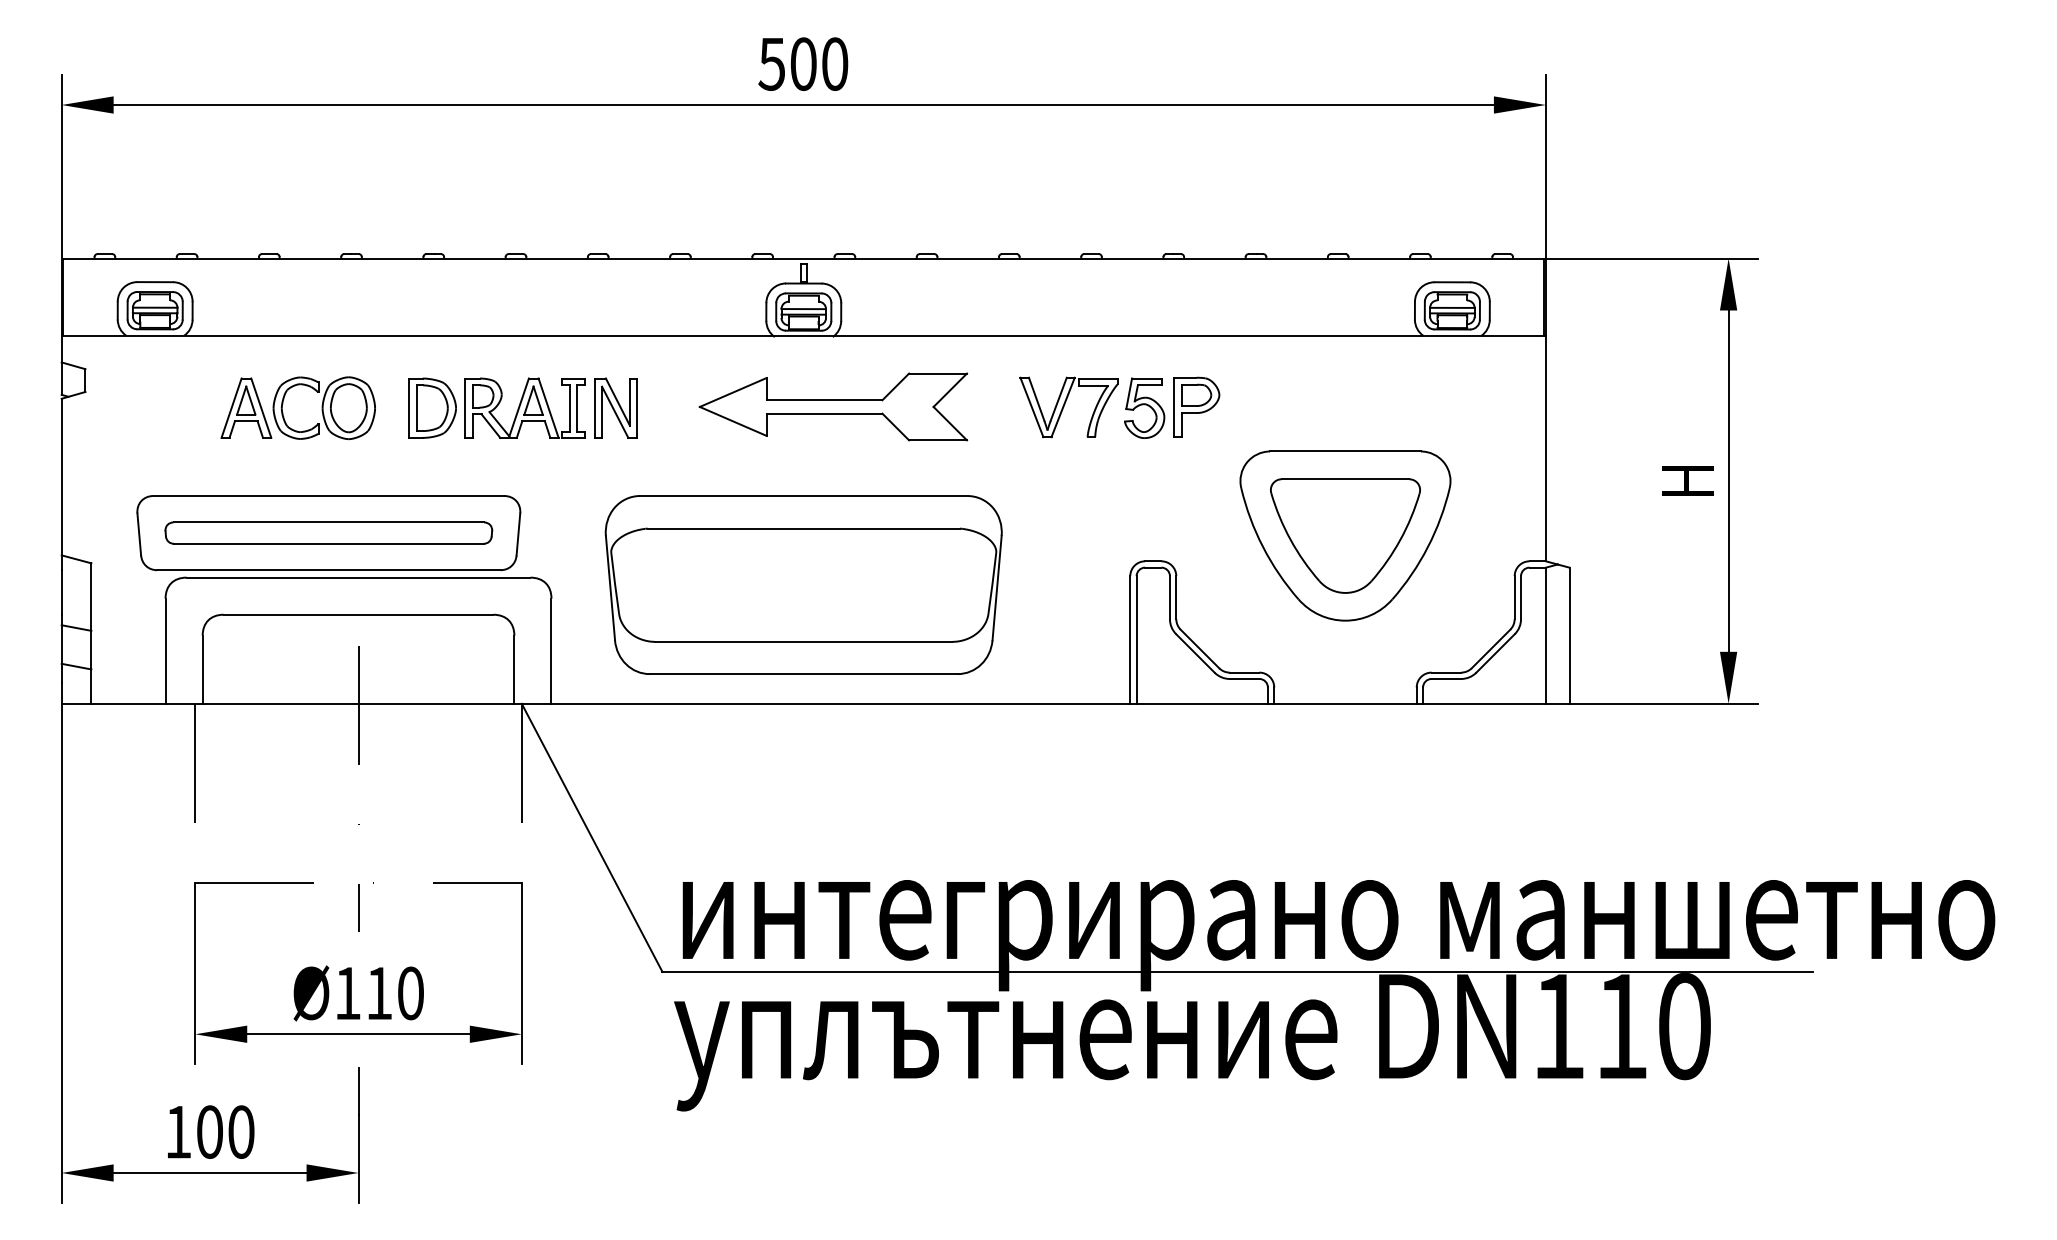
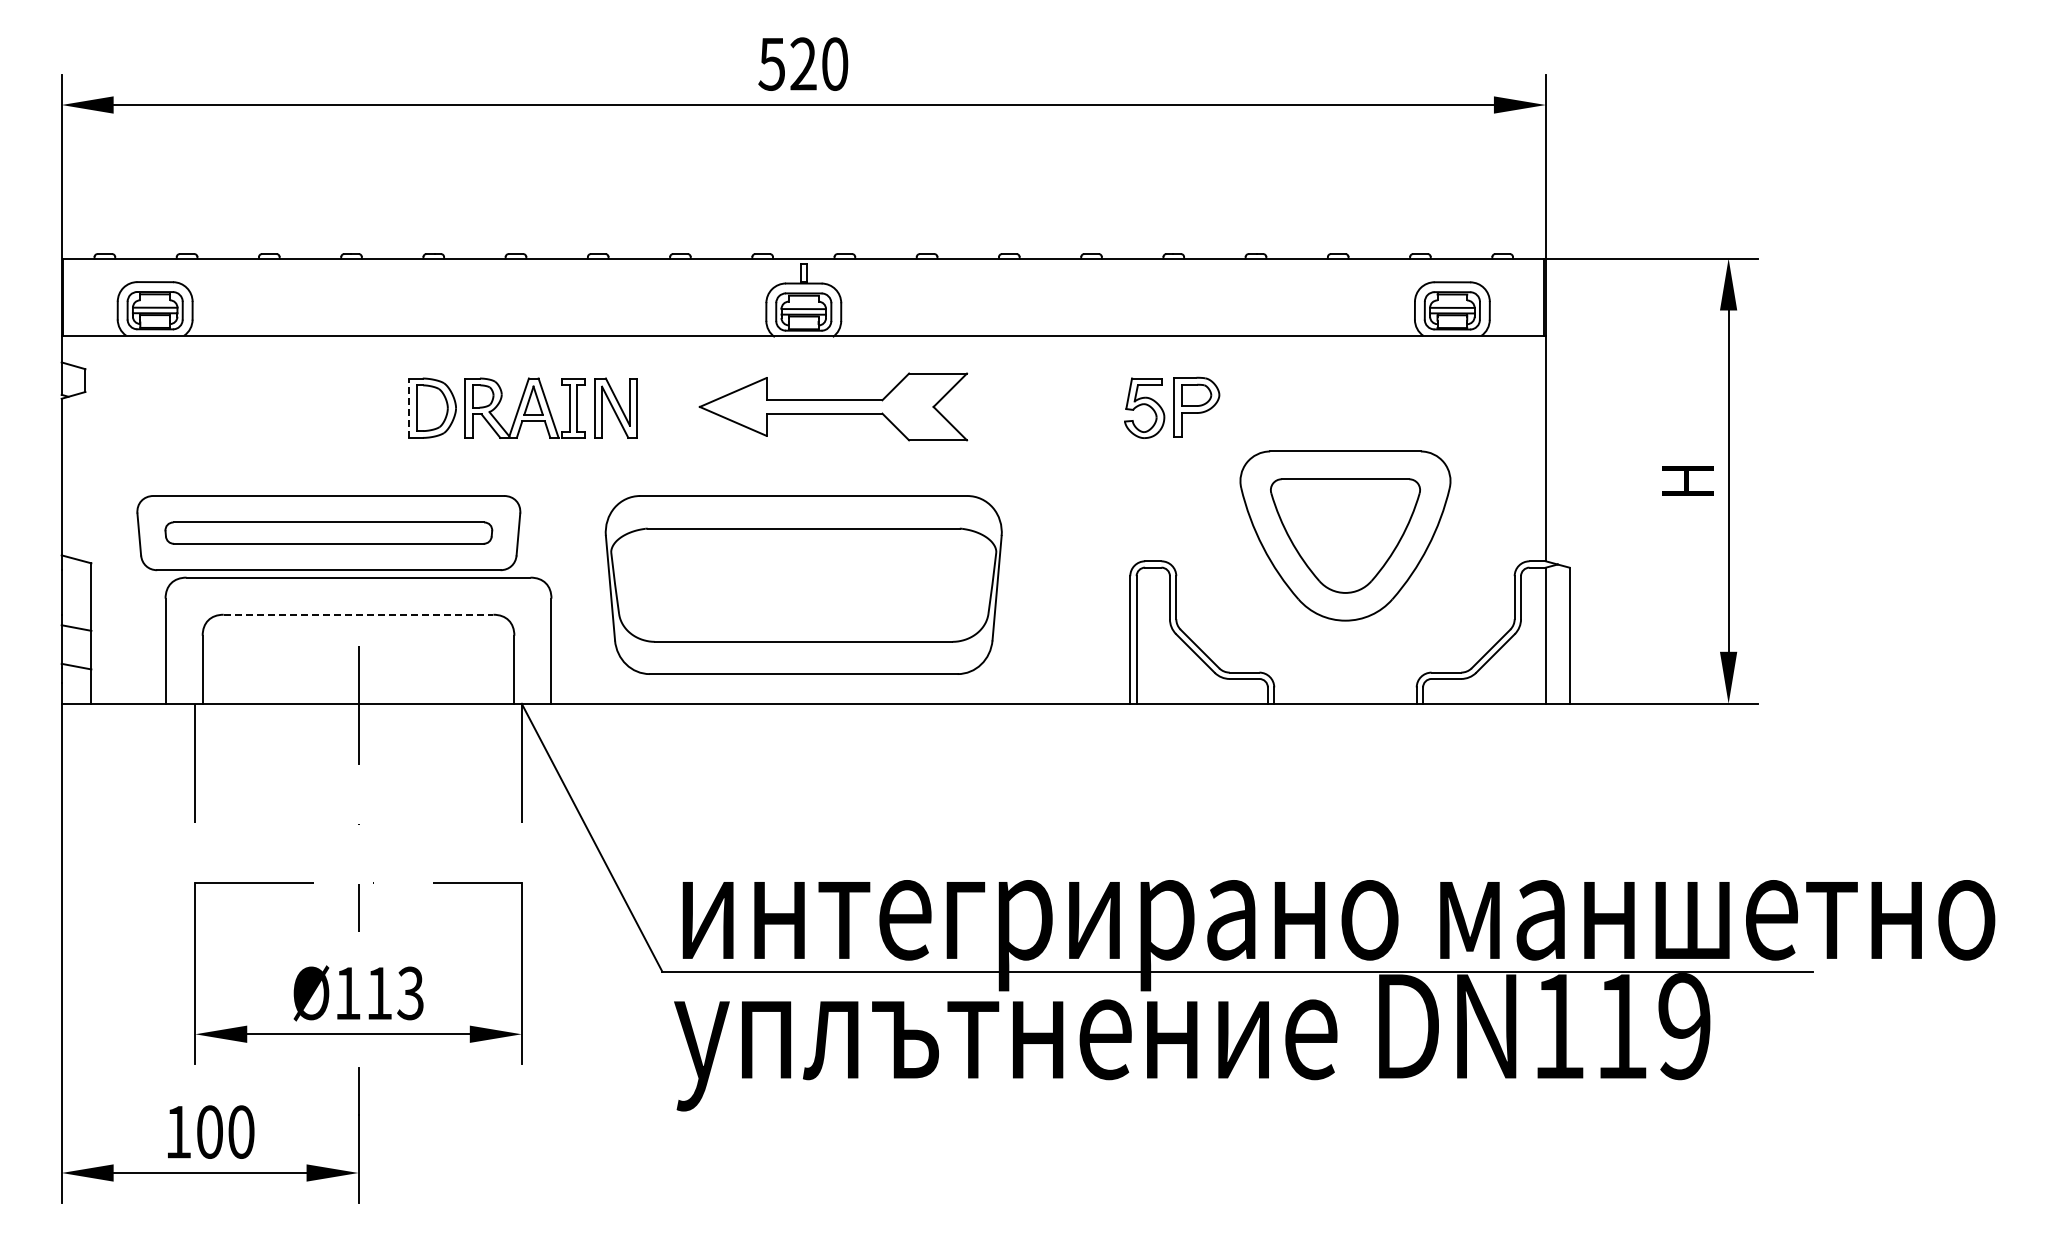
text: 500 -> 520 (803, 63)
part: present -> none (283, 403)
part: present -> none (1068, 407)
line: solid -> dashed (409, 408)
line: solid -> dashed (358, 614)
text: Ø110 -> Ø113 (410, 993)
text: DN110 -> DN119 (1684, 1026)
